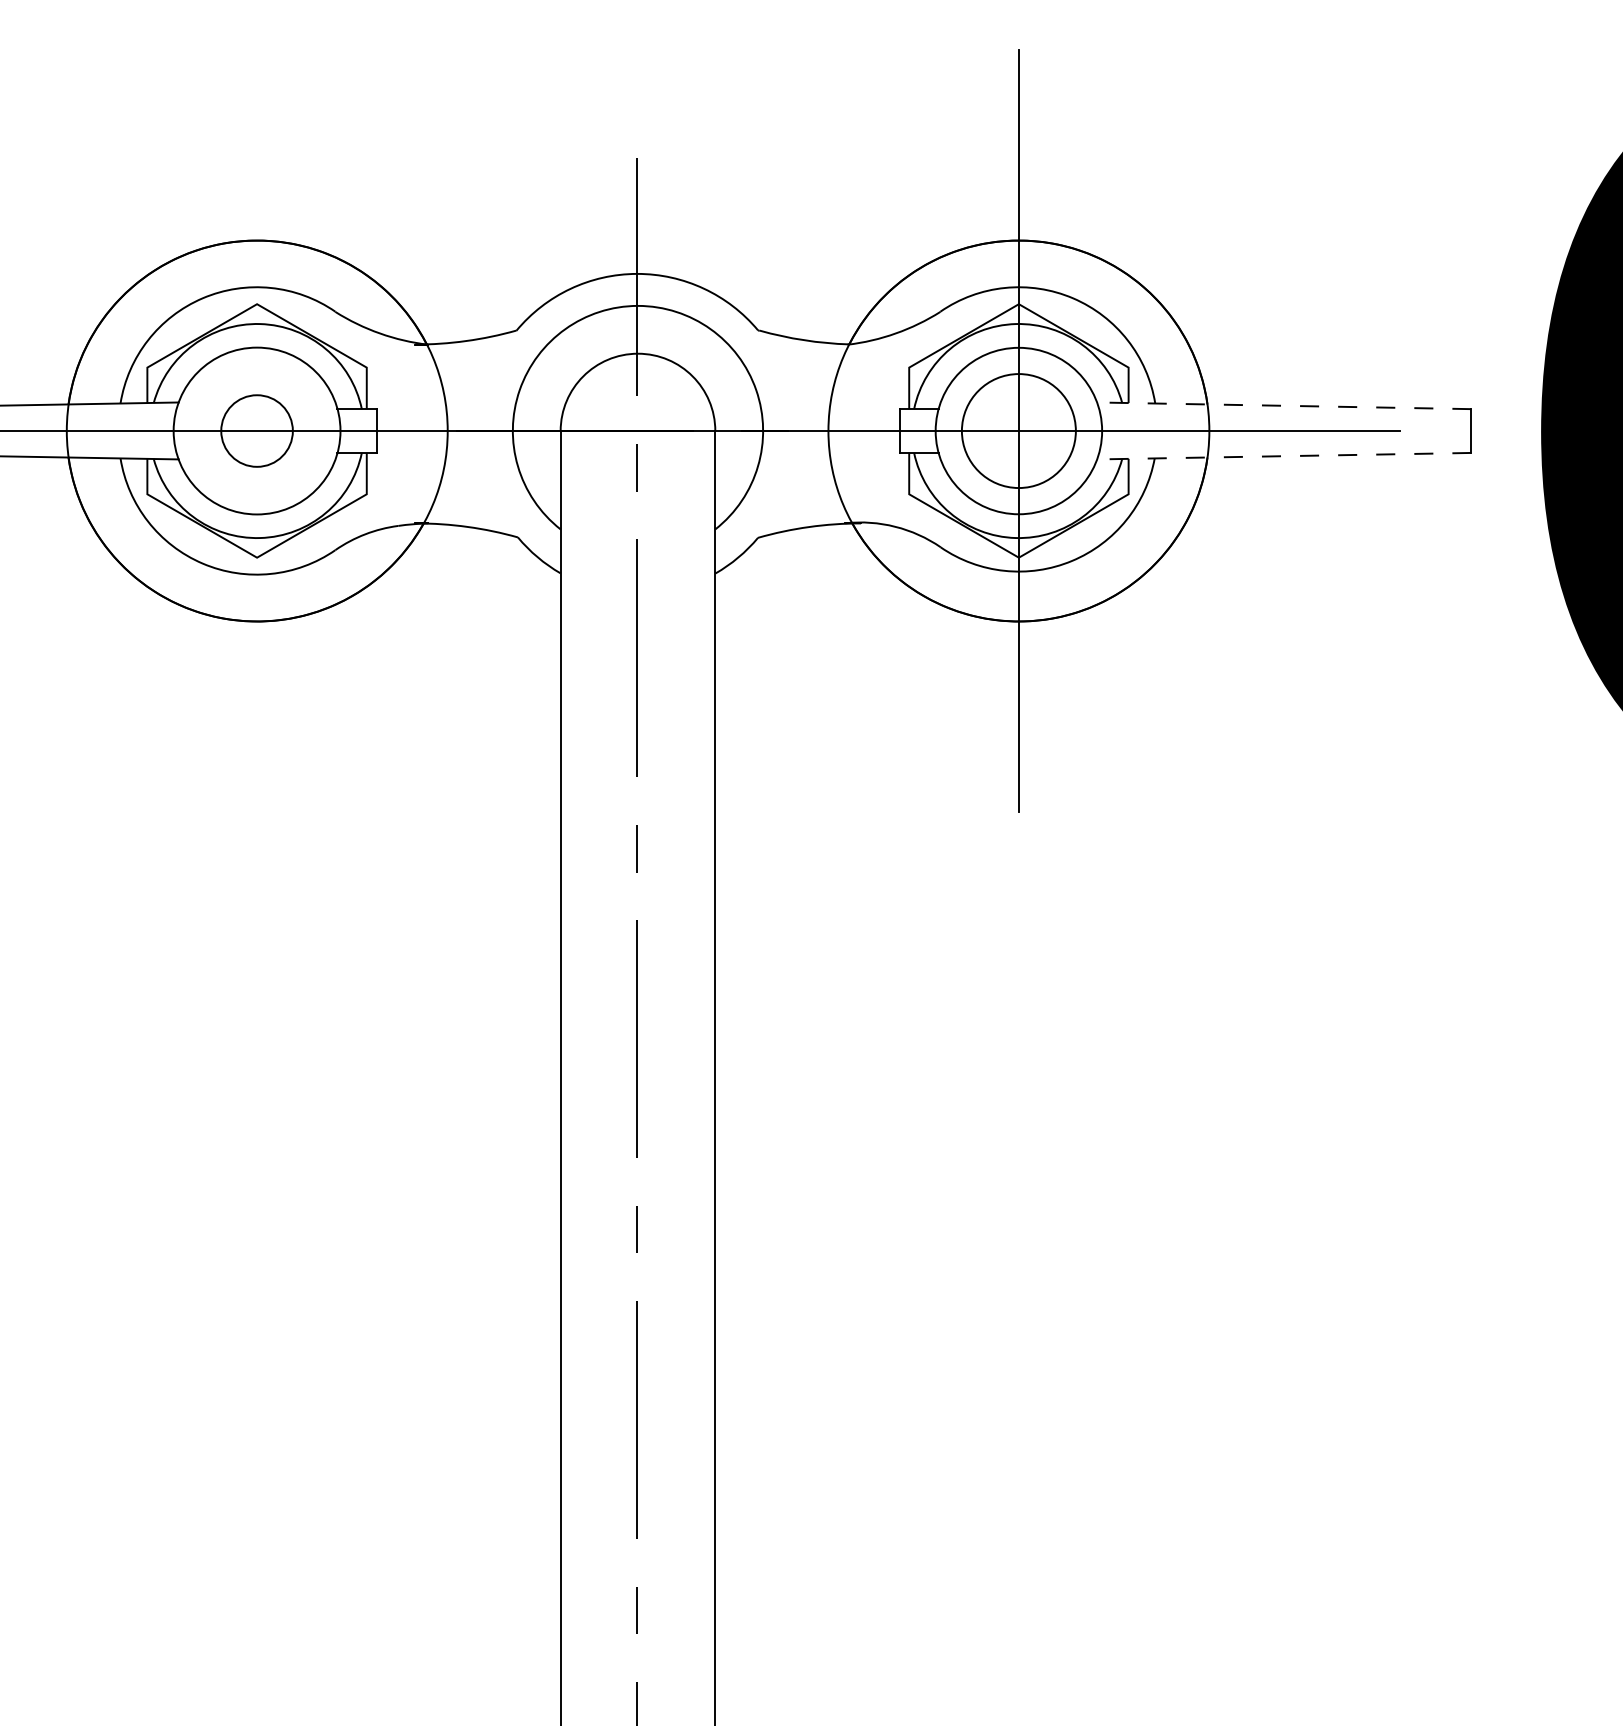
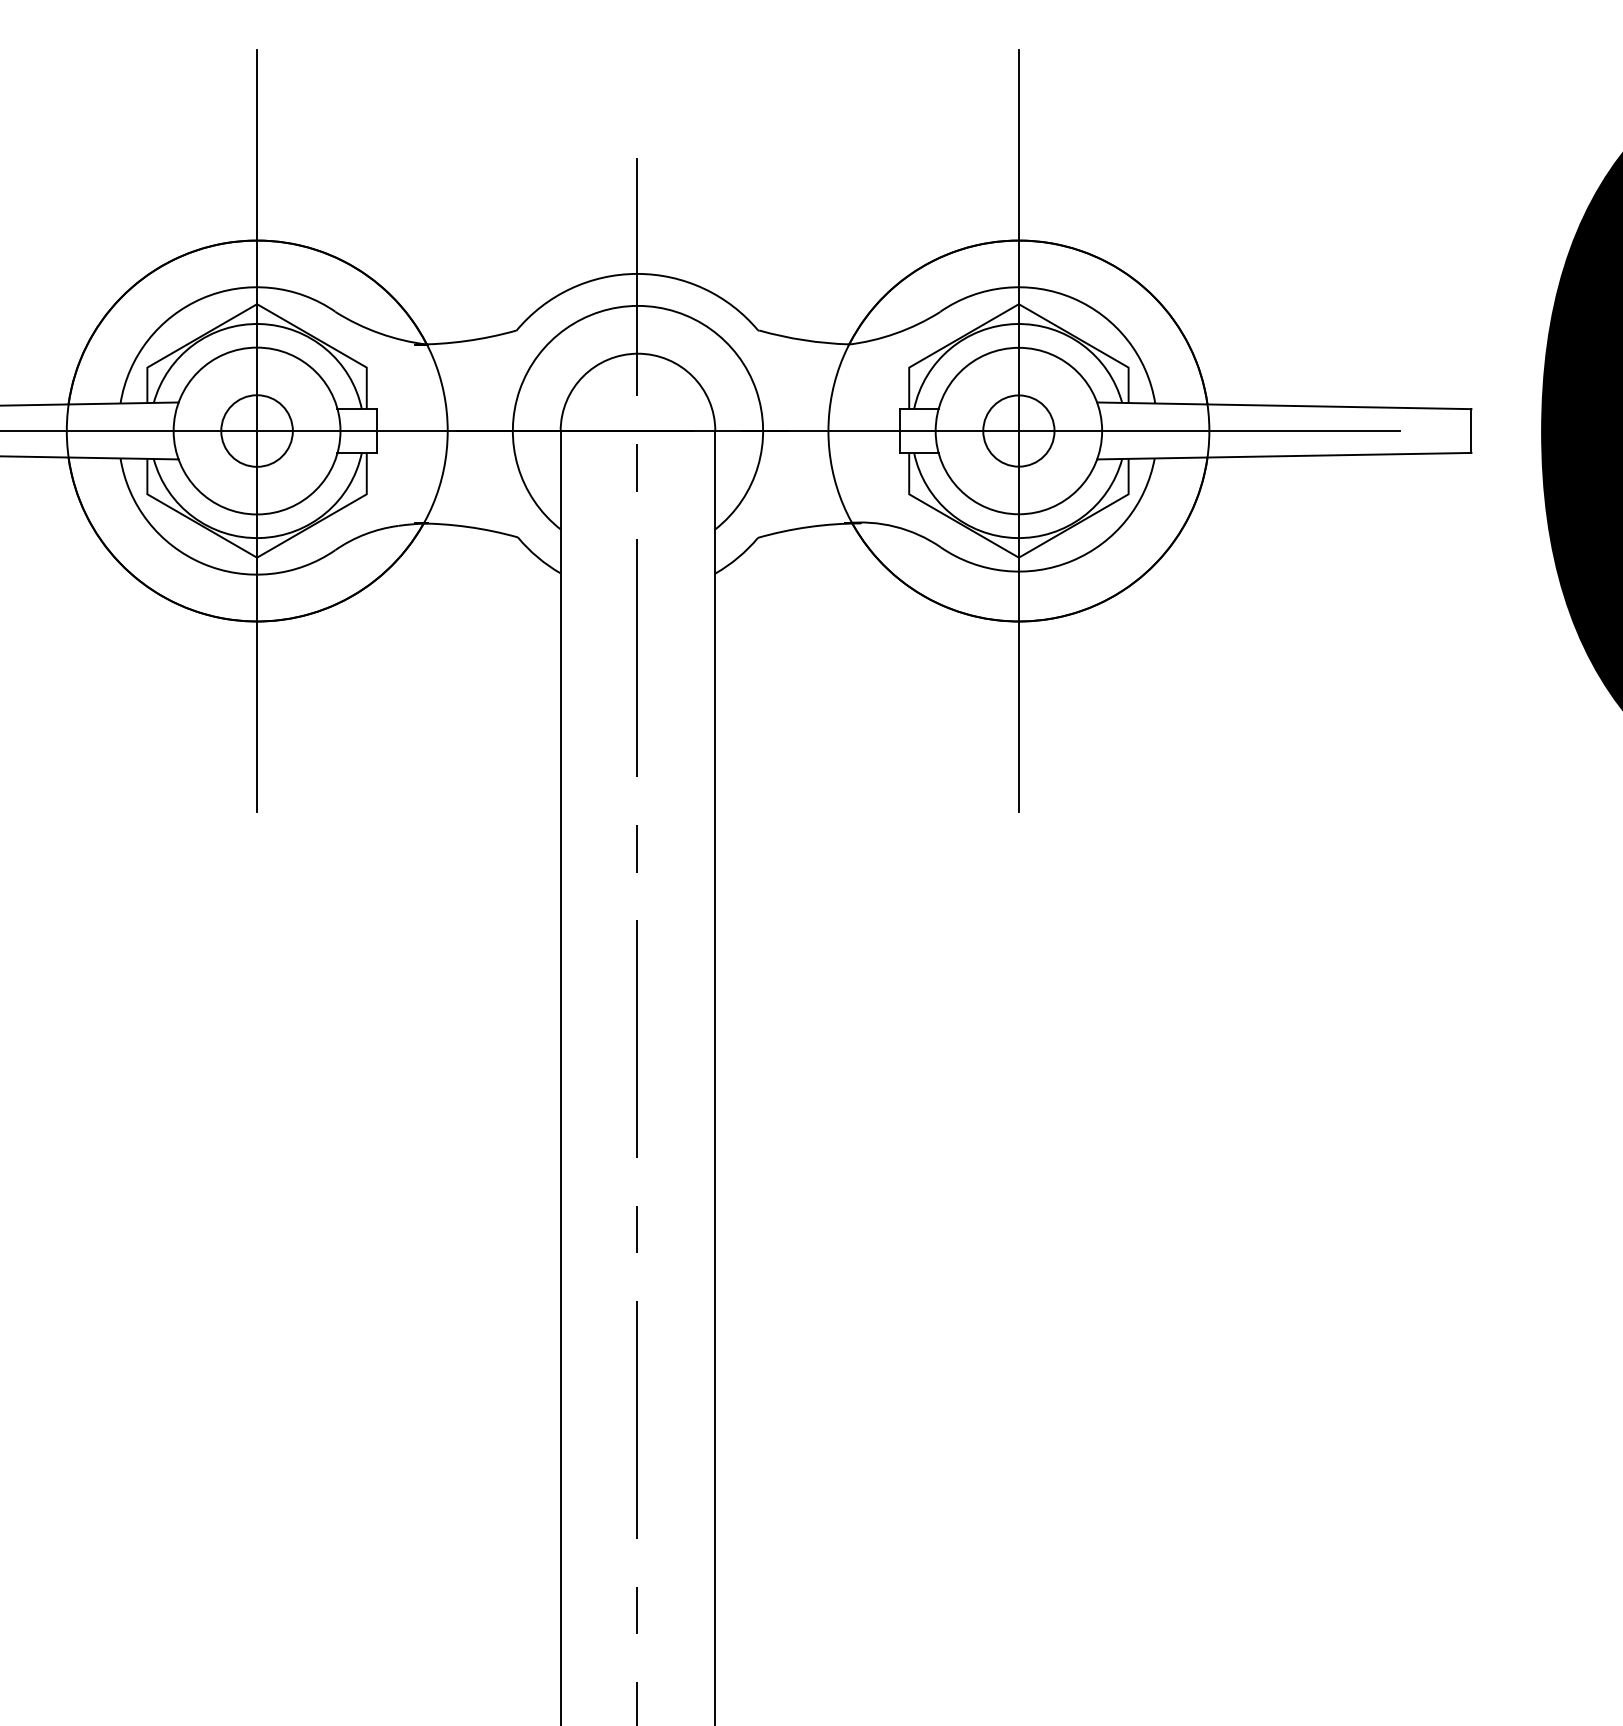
line: dashed -> solid (1283, 405)
line: none -> present (257, 430)
circle diameter: 114 px -> 71 px (1018, 430)
line: dashed -> solid (1283, 456)
